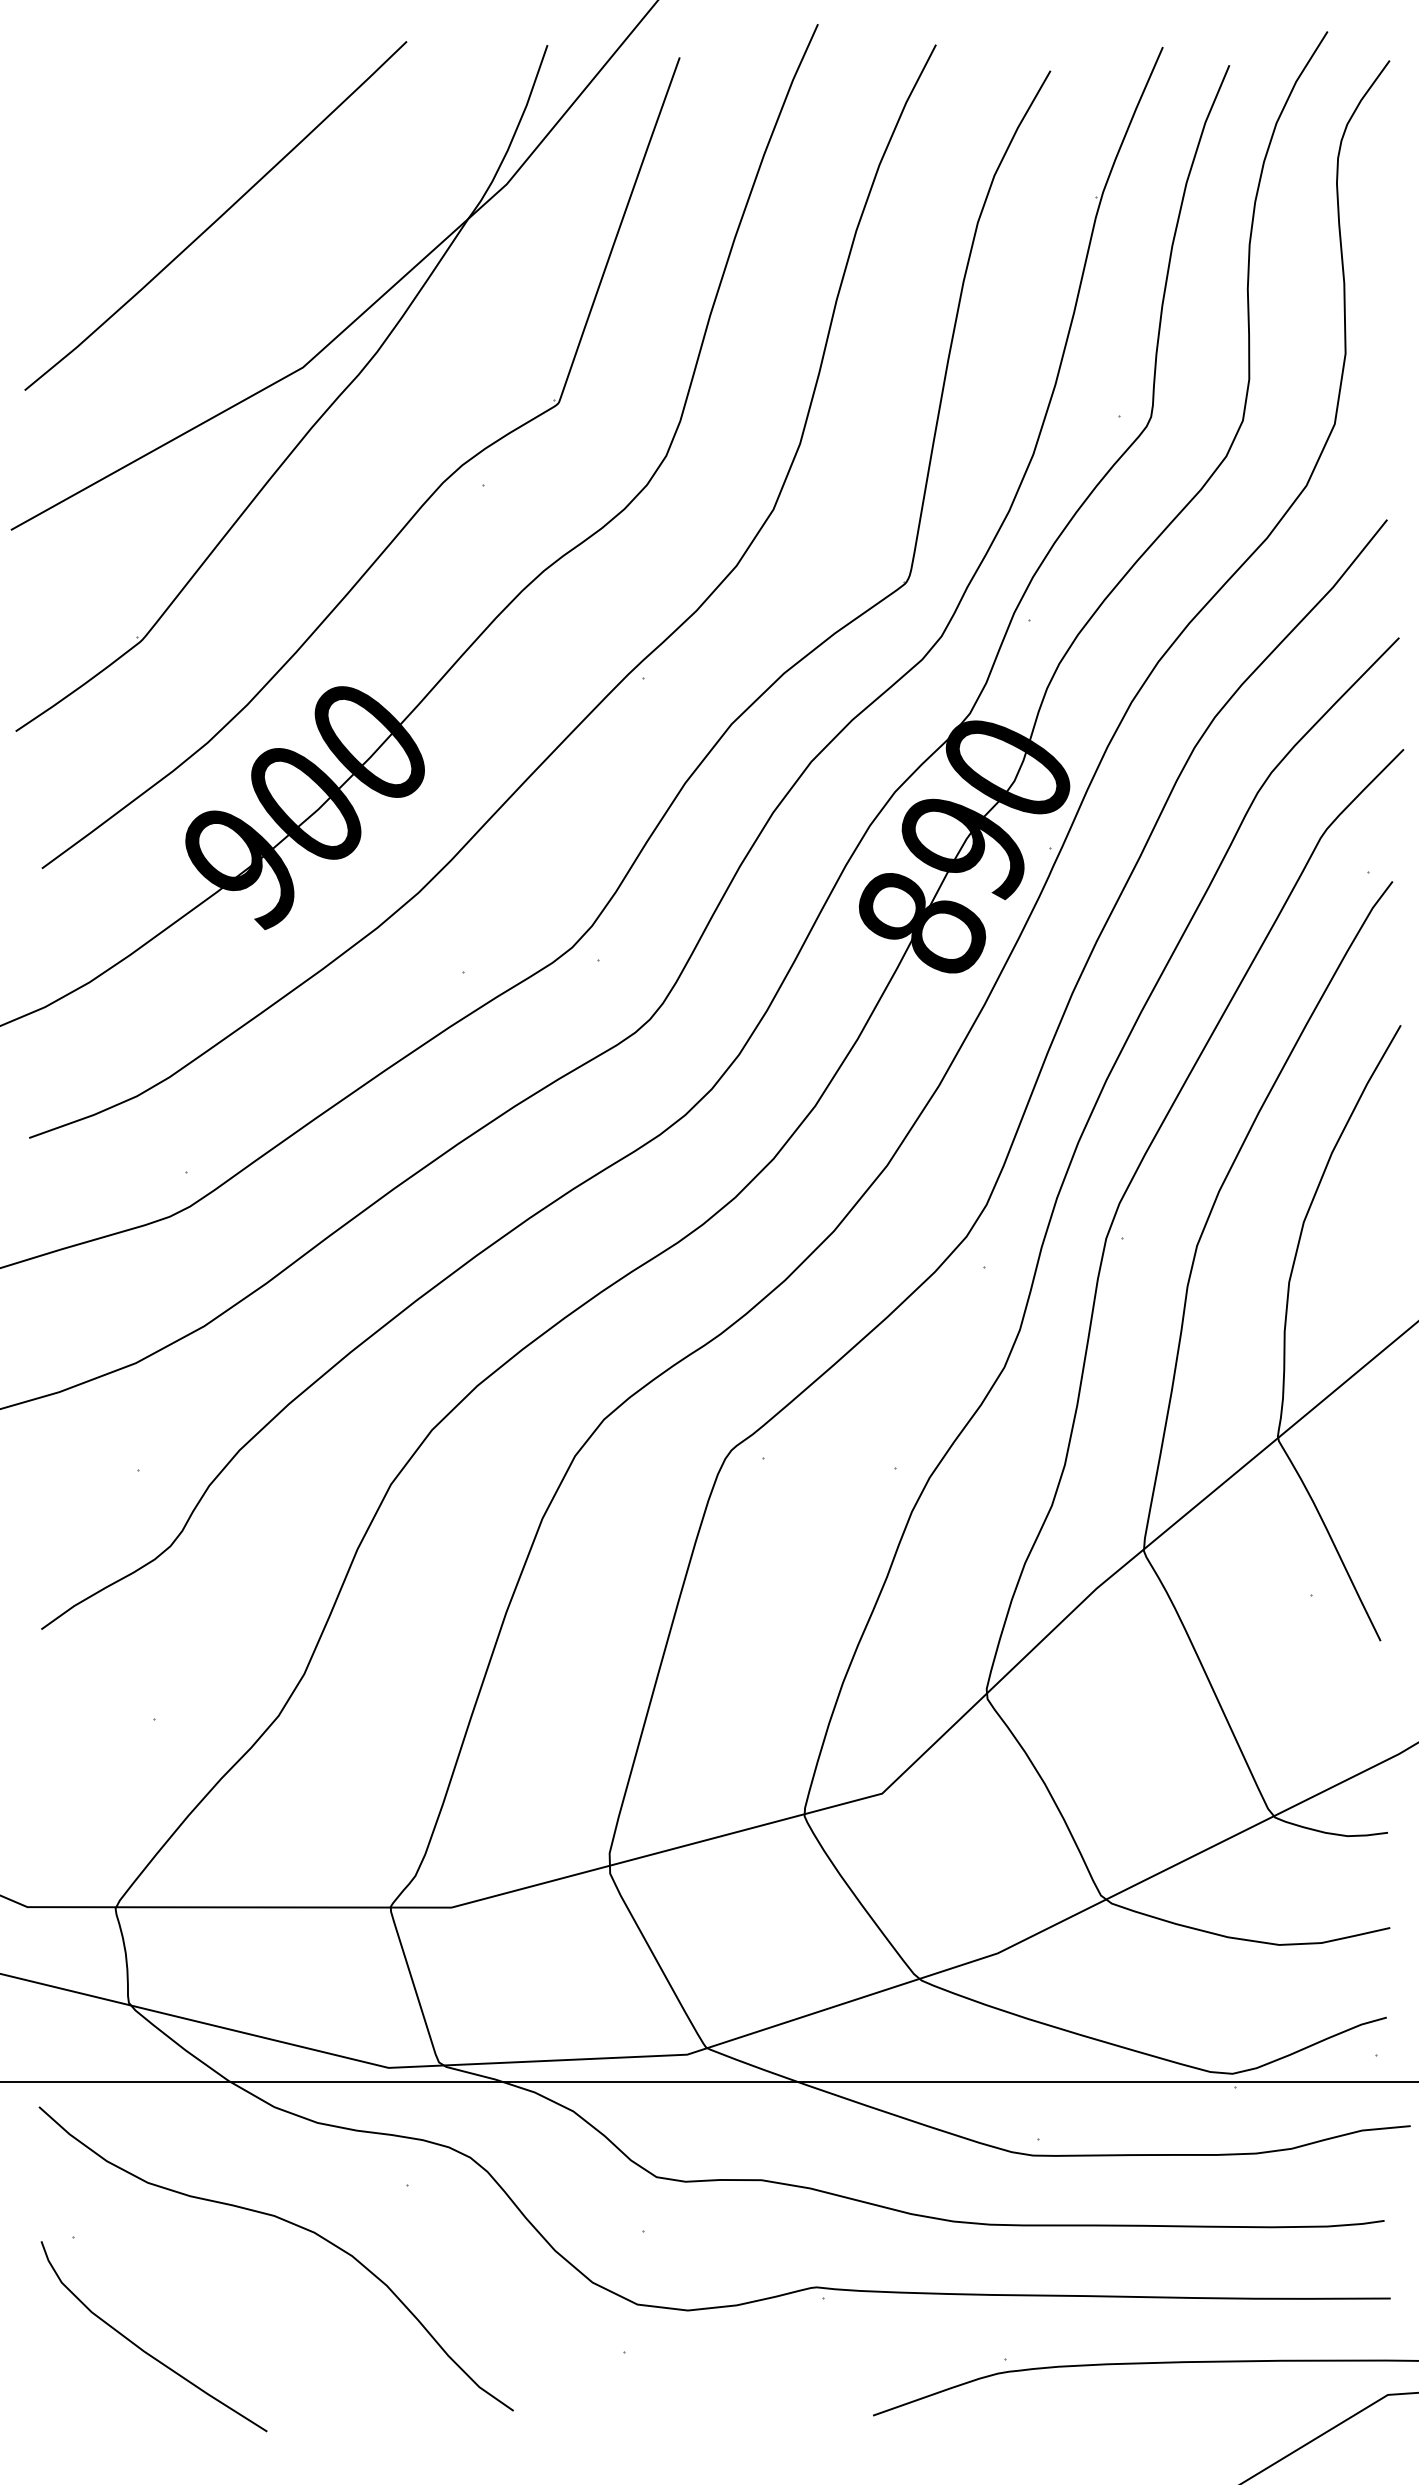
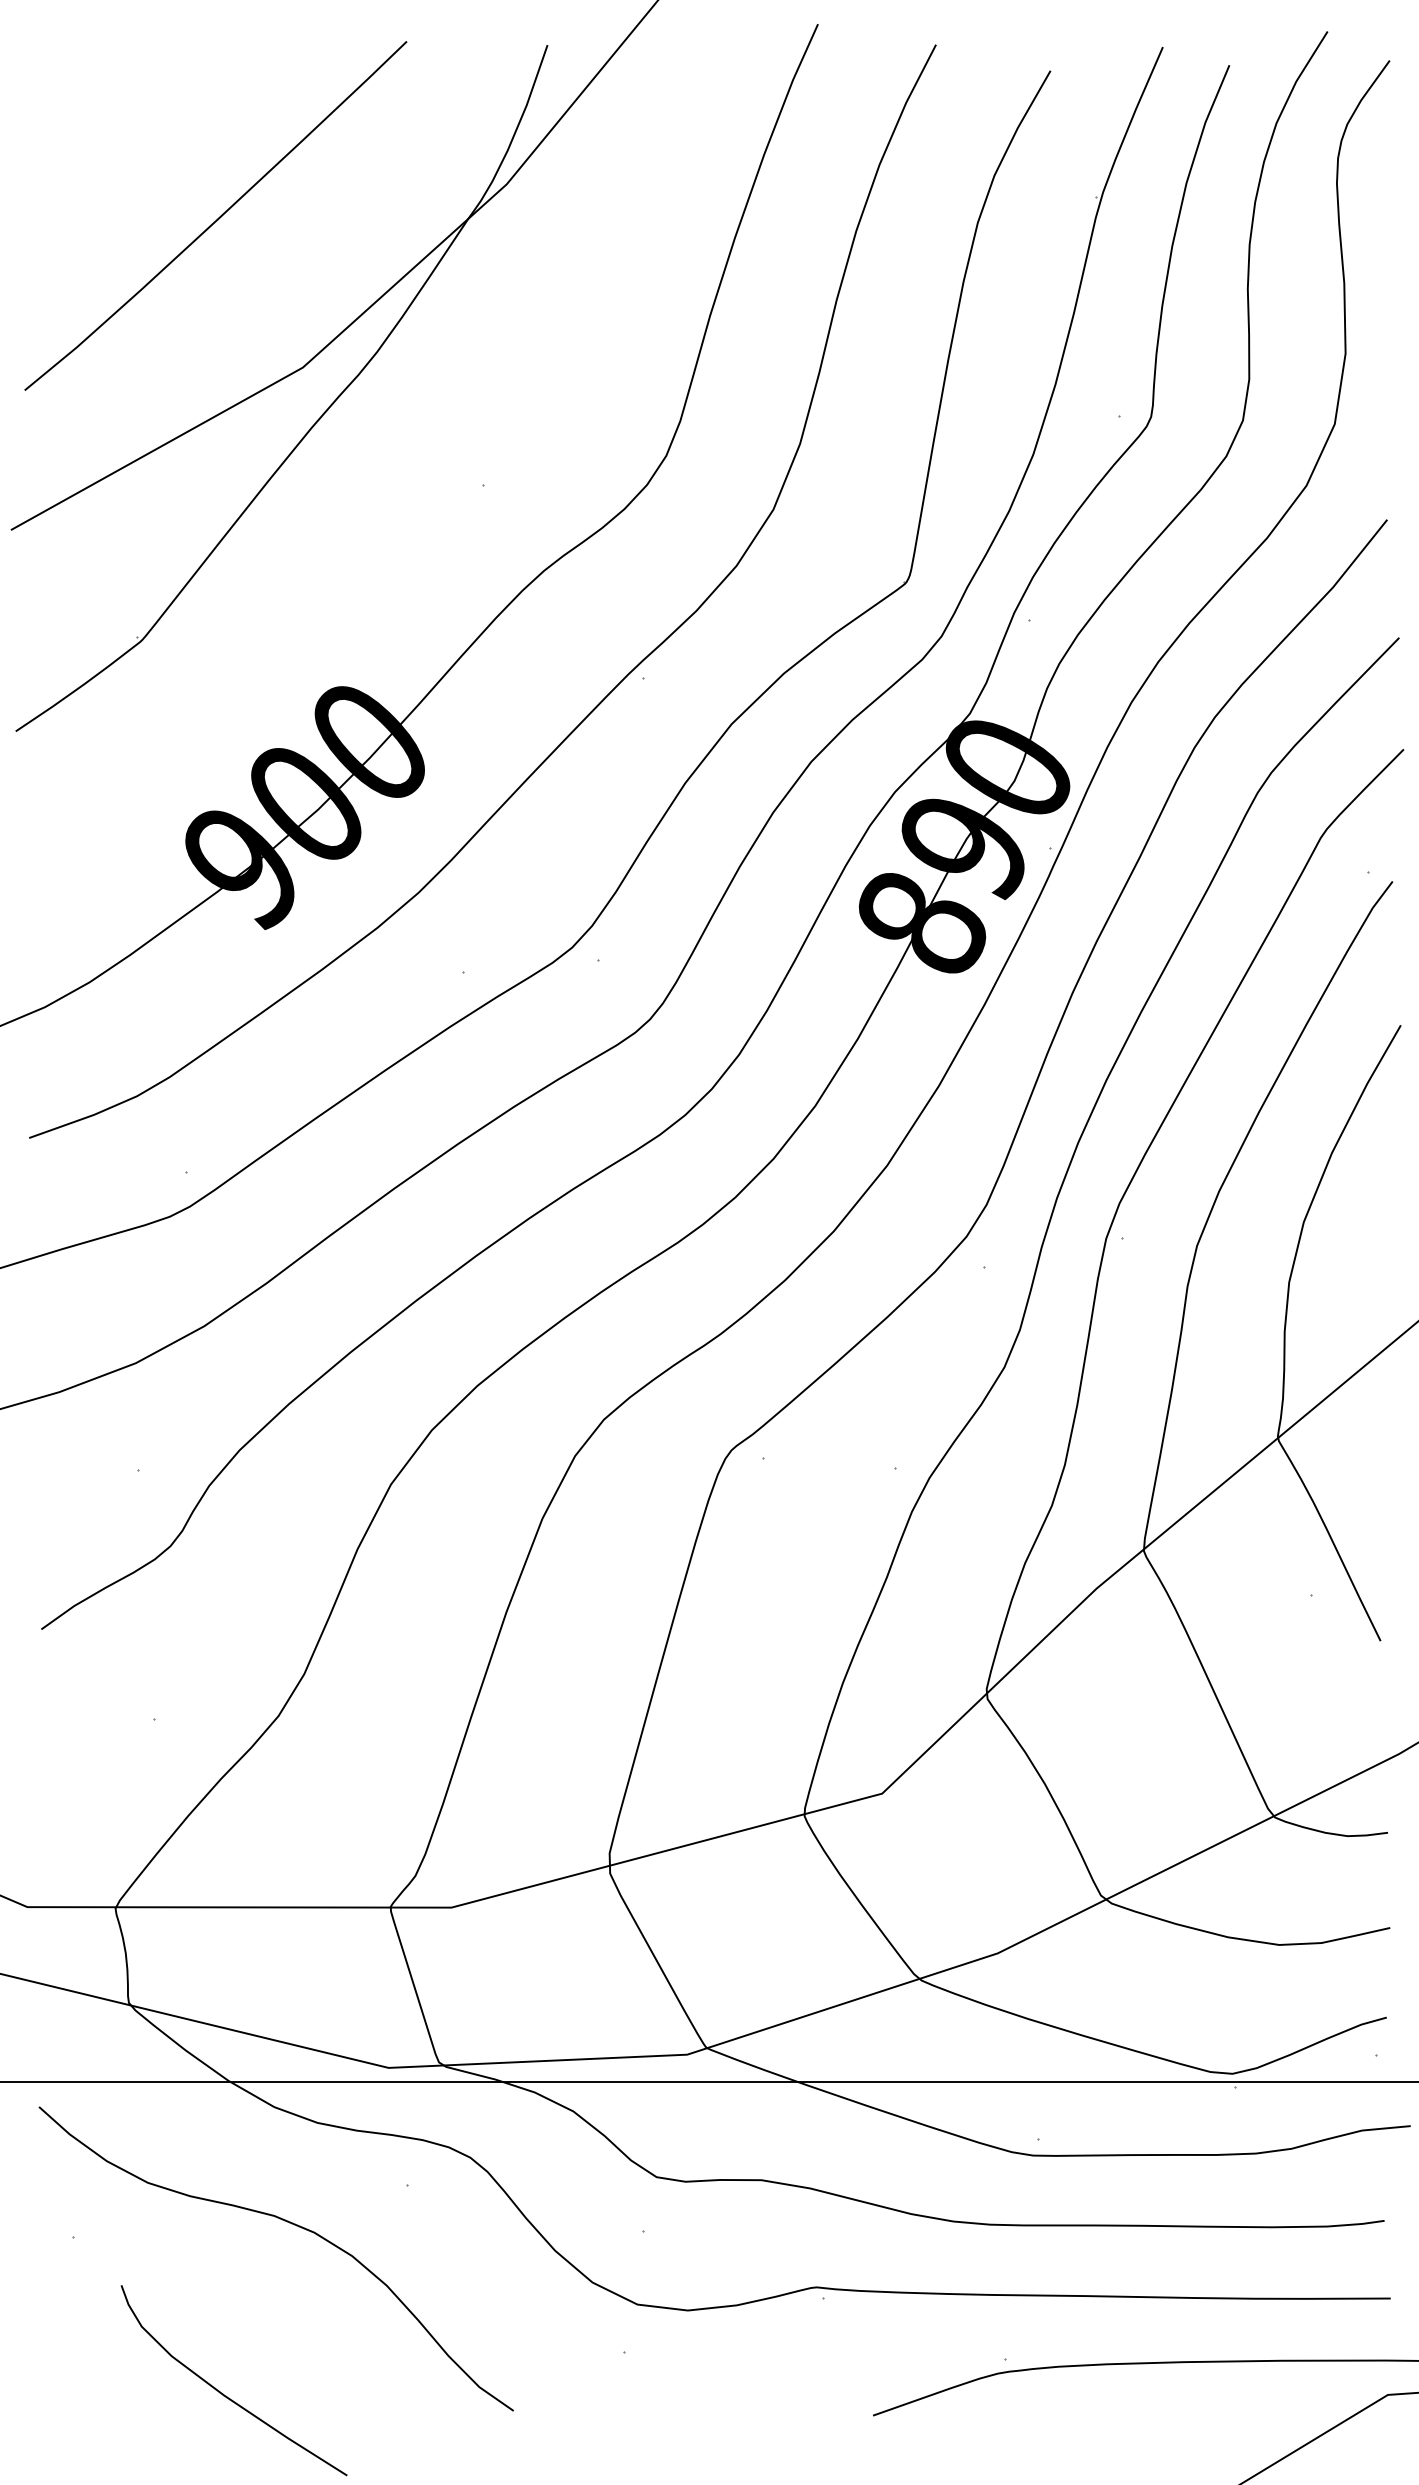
part: present -> none (418, 508)
curve position: (143, 2349) -> (223, 2393) (223, 2393)
